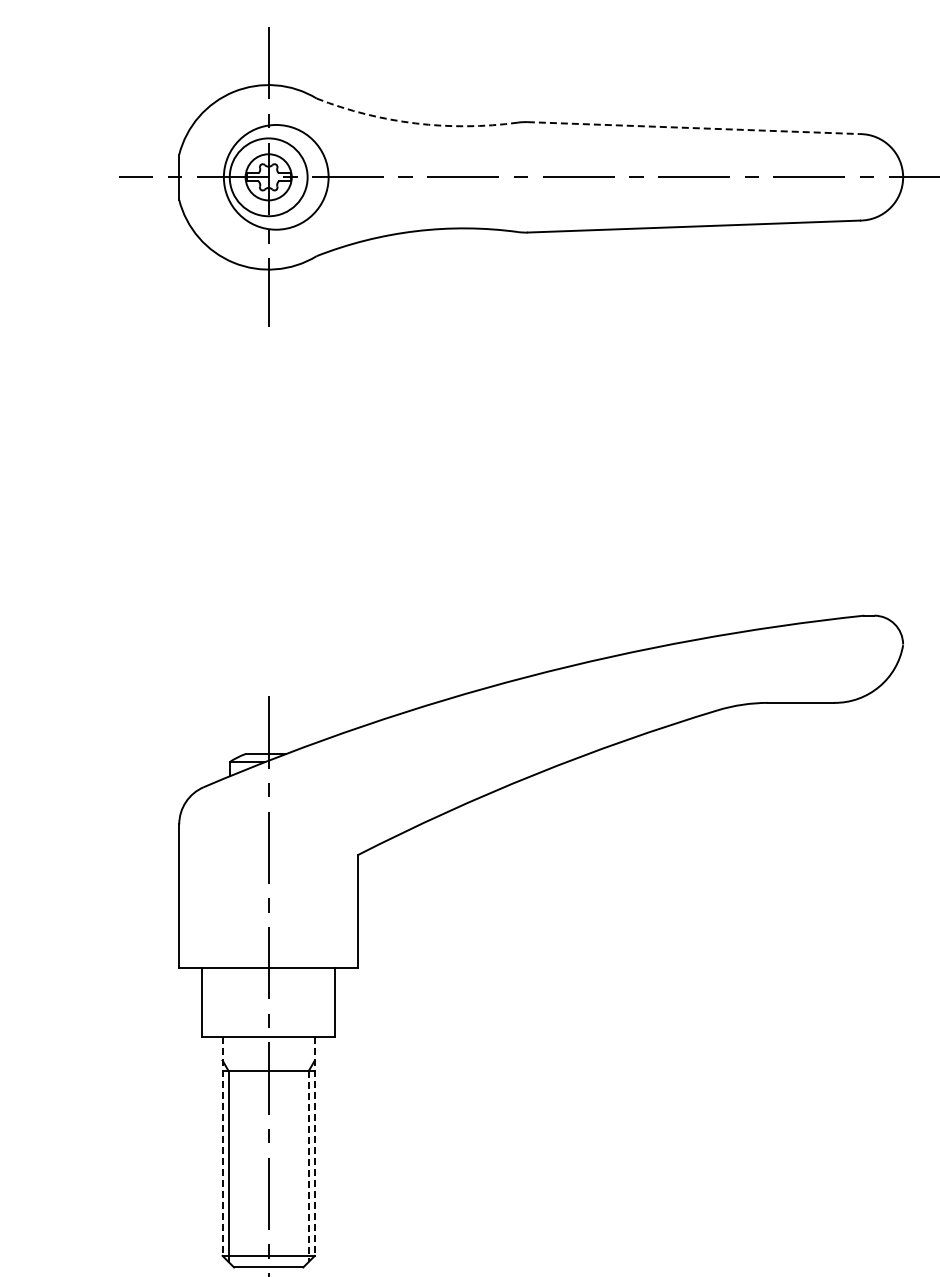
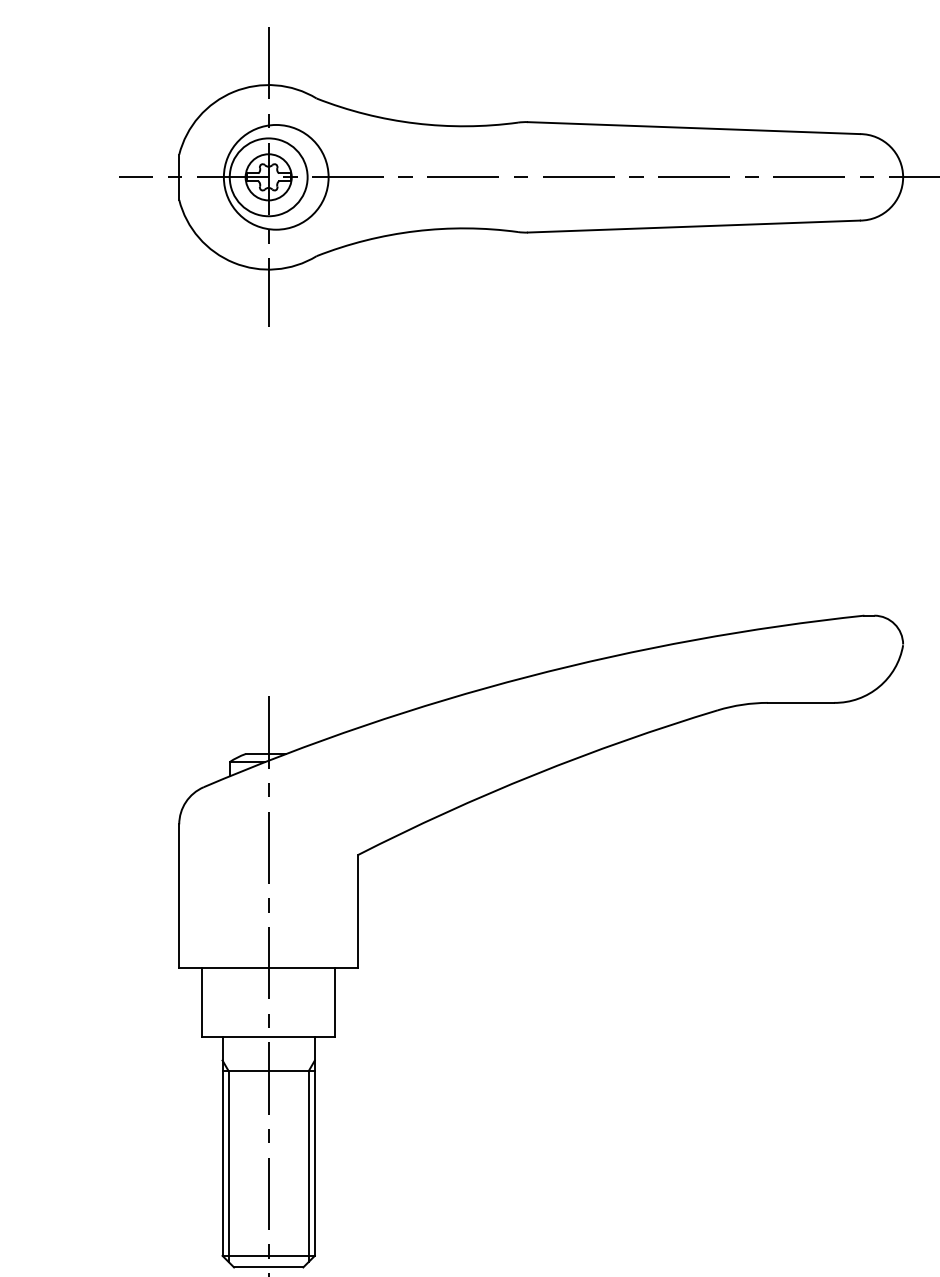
arc: dashed -> solid (415, 123)
line: dashed -> solid (694, 128)
line: dashed -> solid (222, 1146)
line: dashed -> solid (314, 1146)
line: dashed -> solid (308, 1167)
